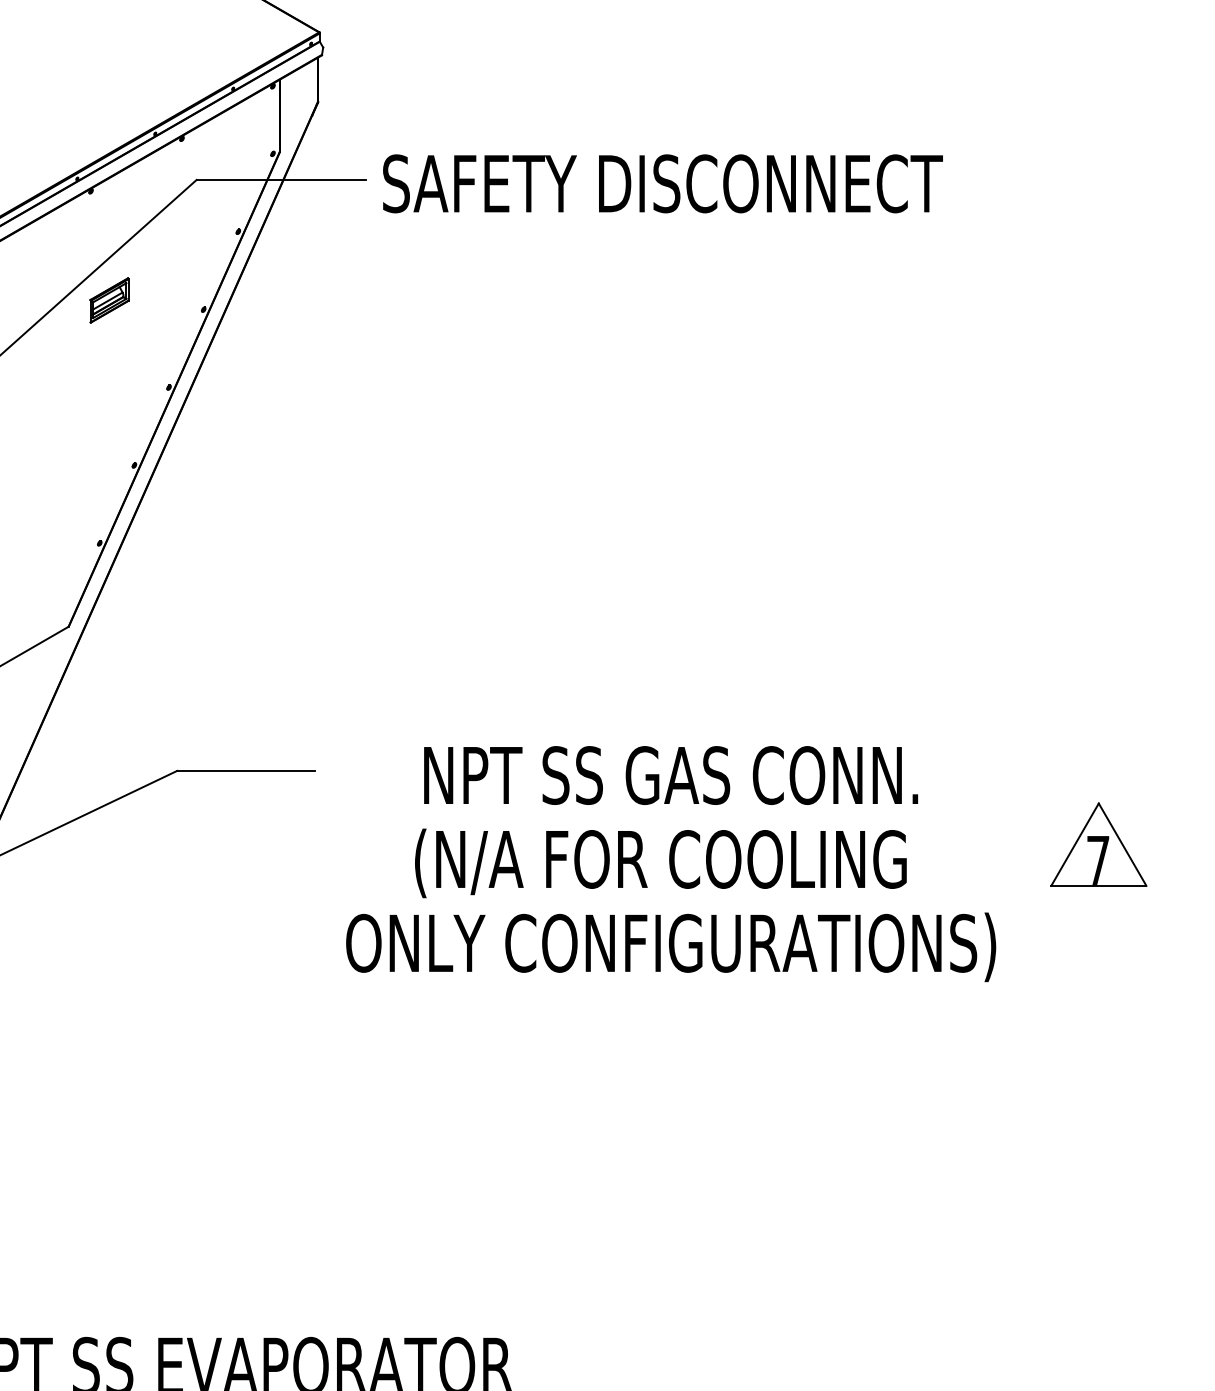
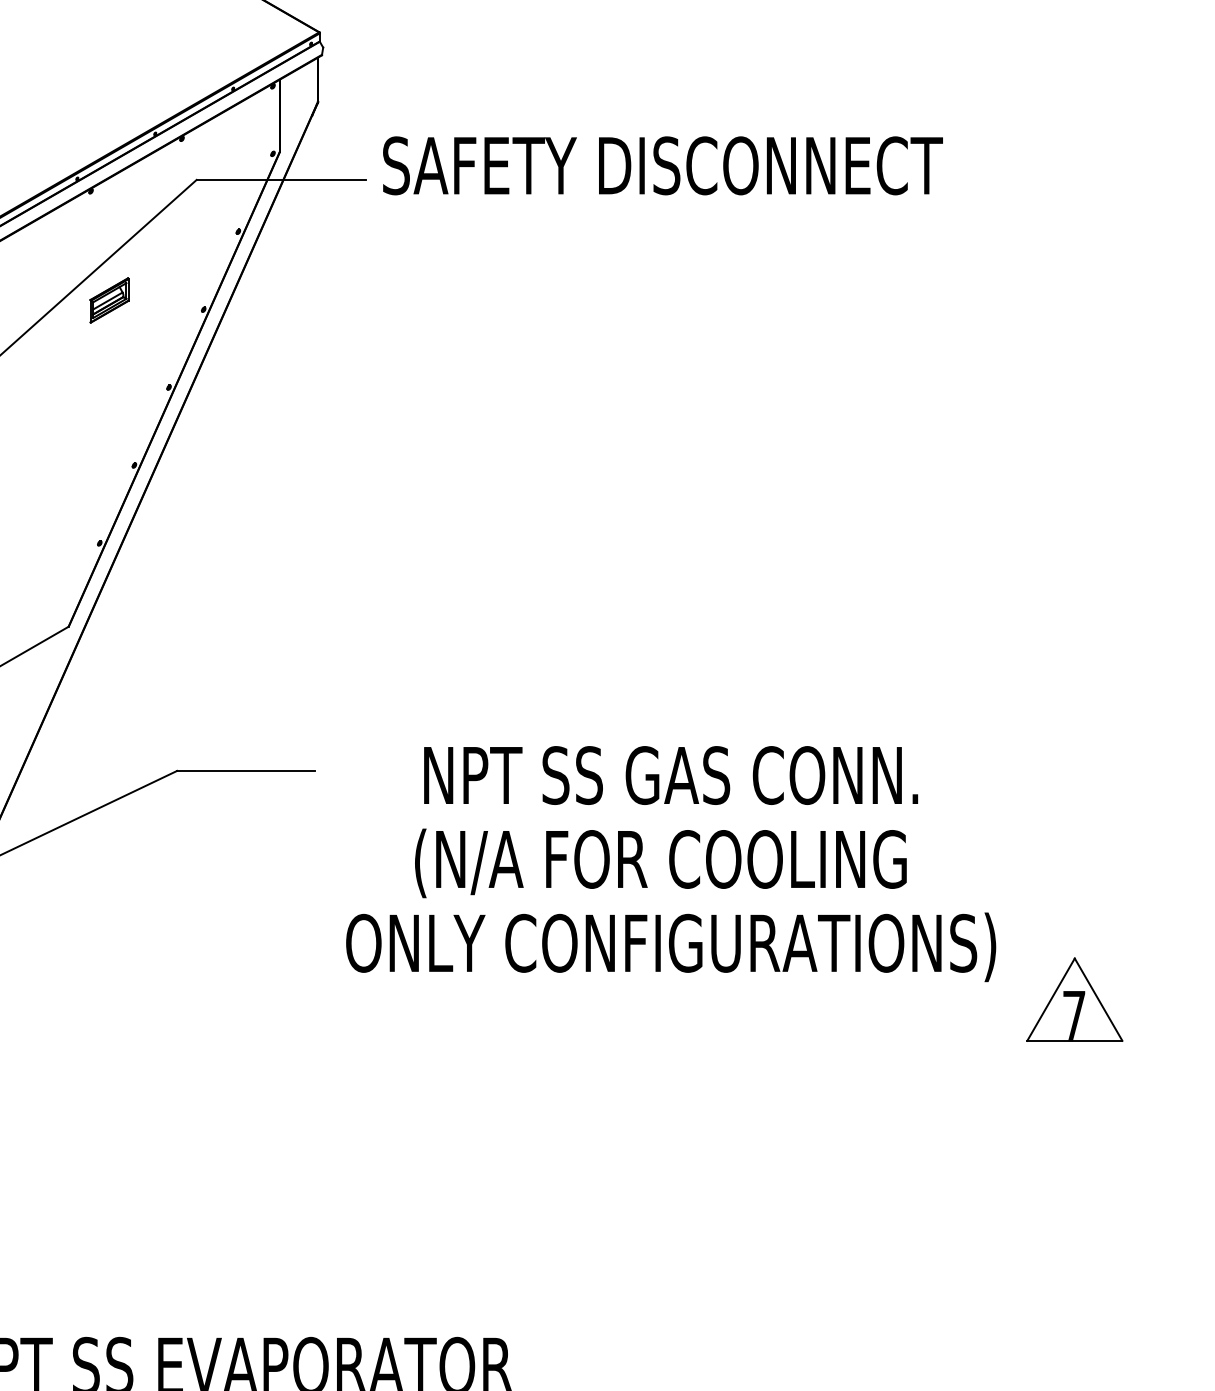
text position: (662, 183) -> (662, 165) (662, 165)
part position: (1098, 844) -> (1074, 999) (1074, 999)
